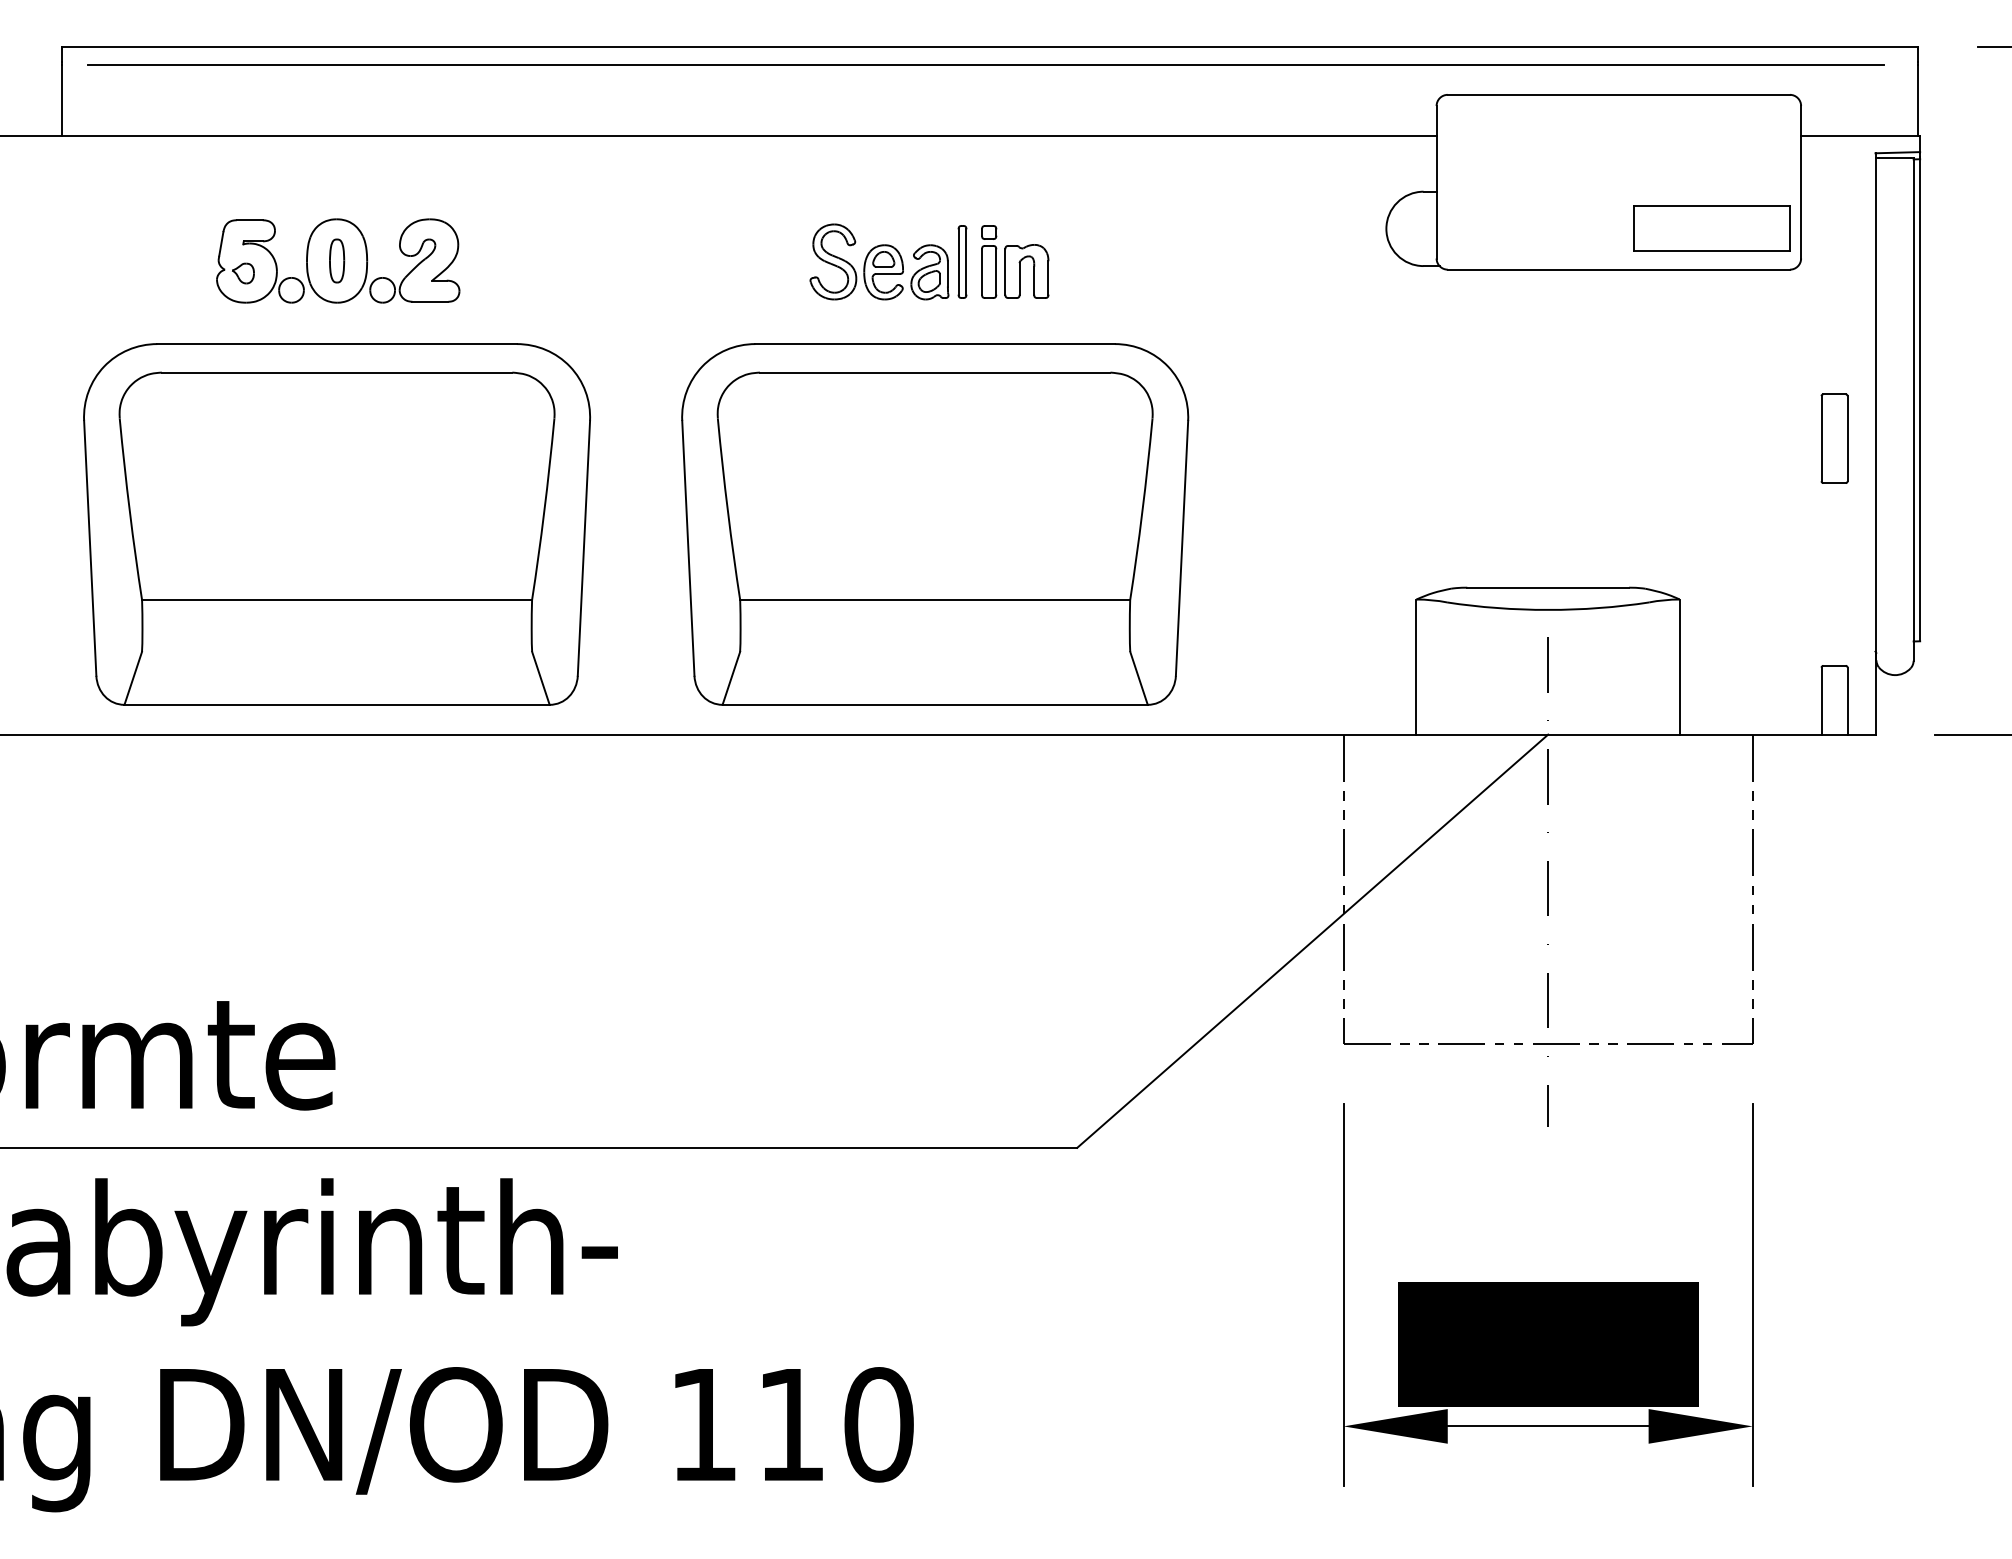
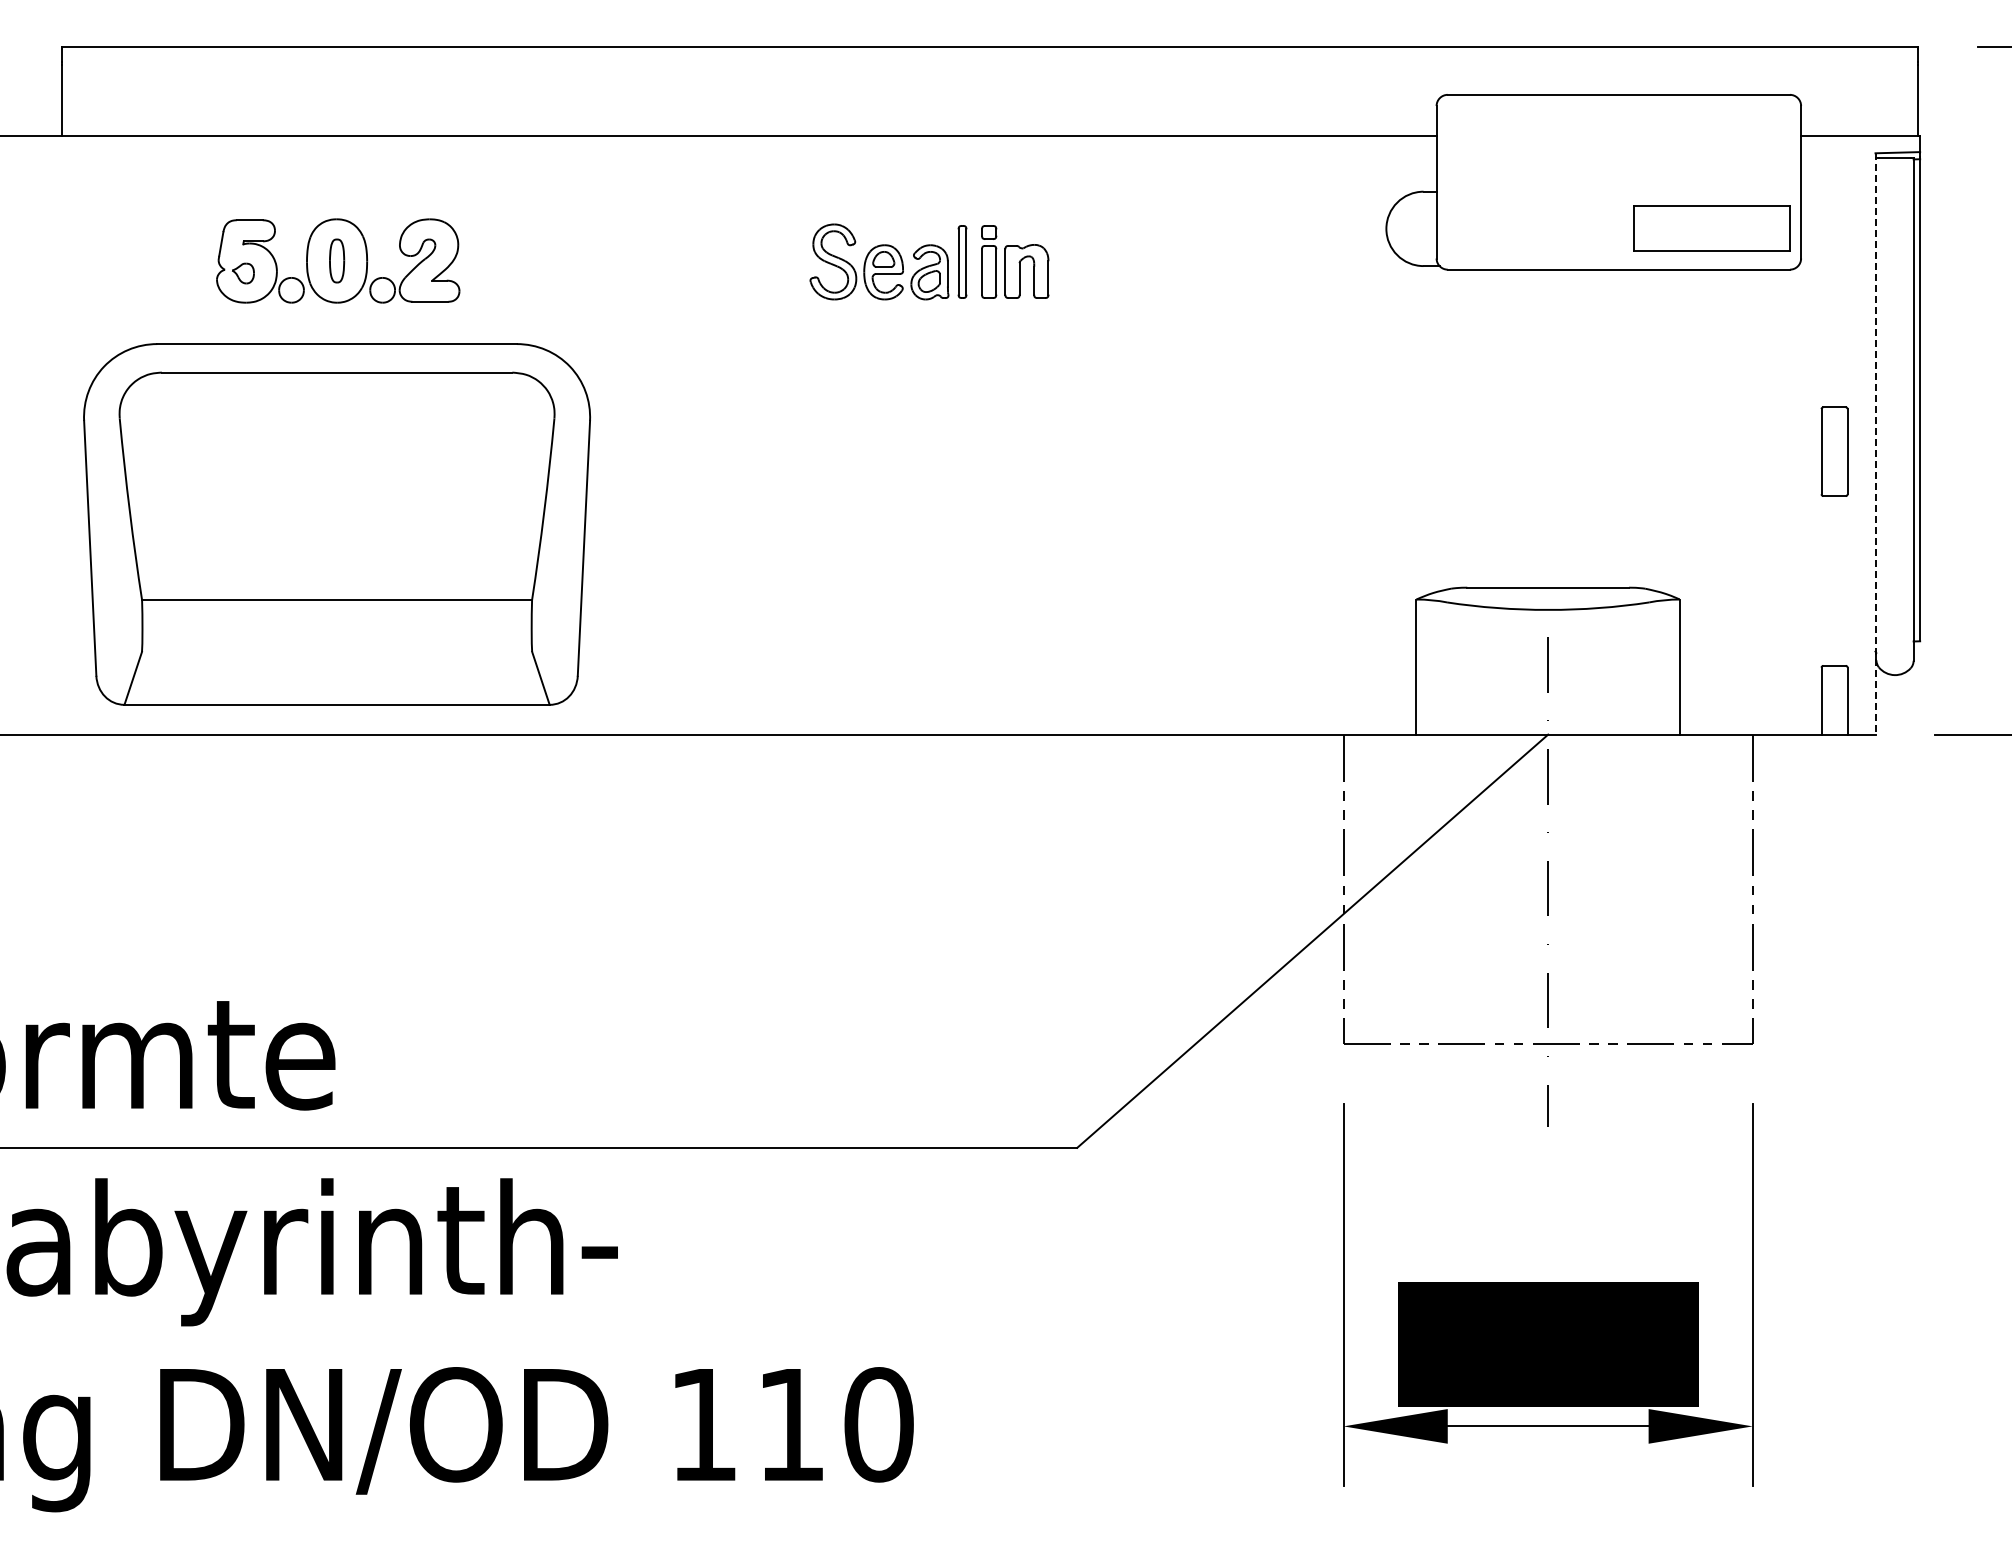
line: present -> none (985, 65)
part position: (1834, 438) -> (1834, 451) (1834, 451)
line: solid -> dashed (1875, 443)
part: present -> none (935, 524)
